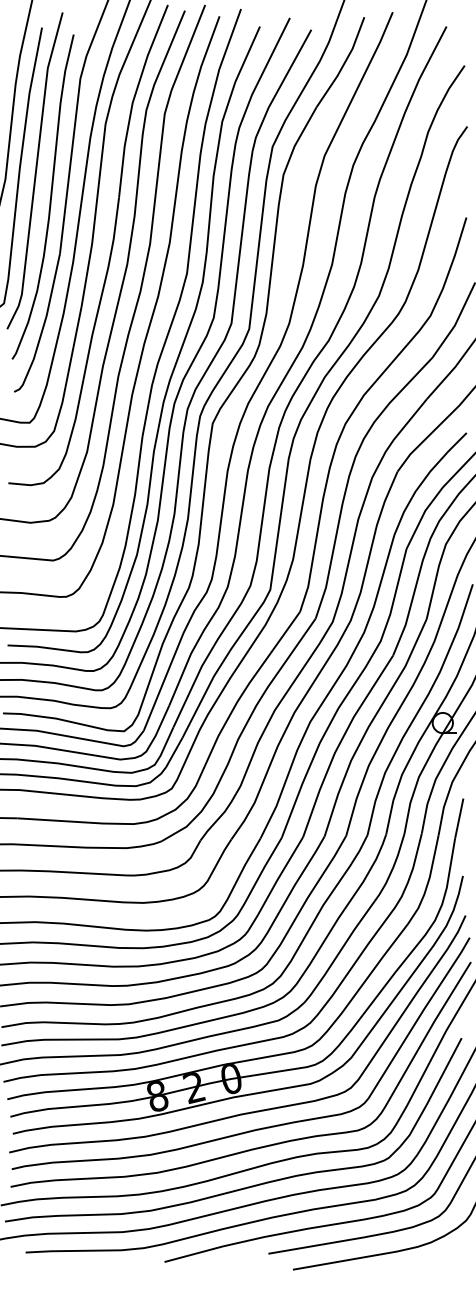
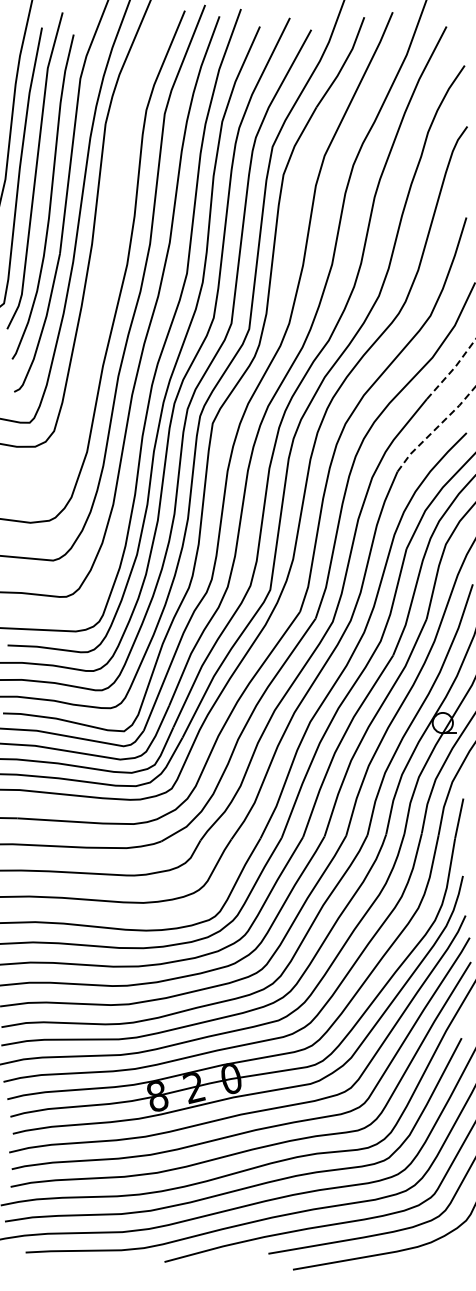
part: present -> none (110, 249)
line: solid -> dashed (452, 369)
line: solid -> dashed (436, 428)
